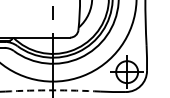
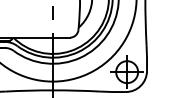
arc: dashed -> solid (52, 90)
